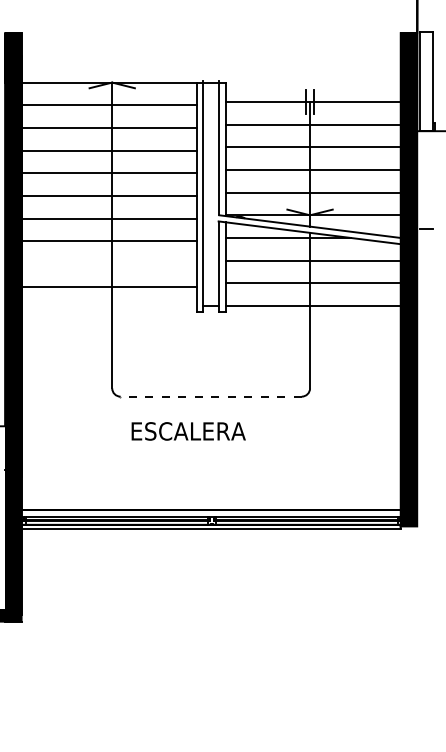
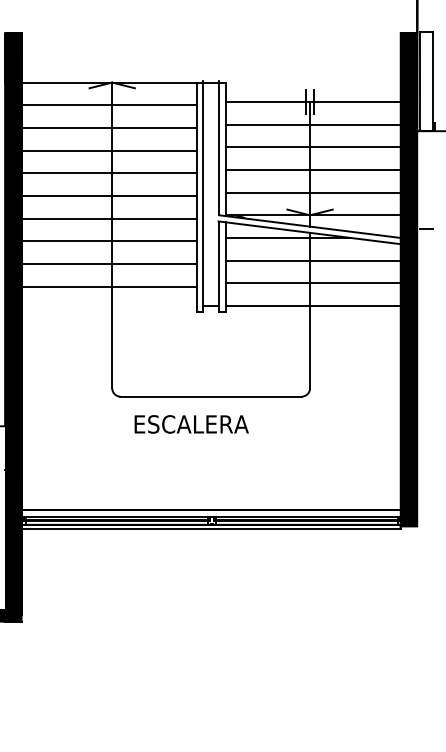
line: none -> present (108, 263)
line: dashed -> solid (211, 396)
text position: (188, 431) -> (191, 424) (191, 424)
